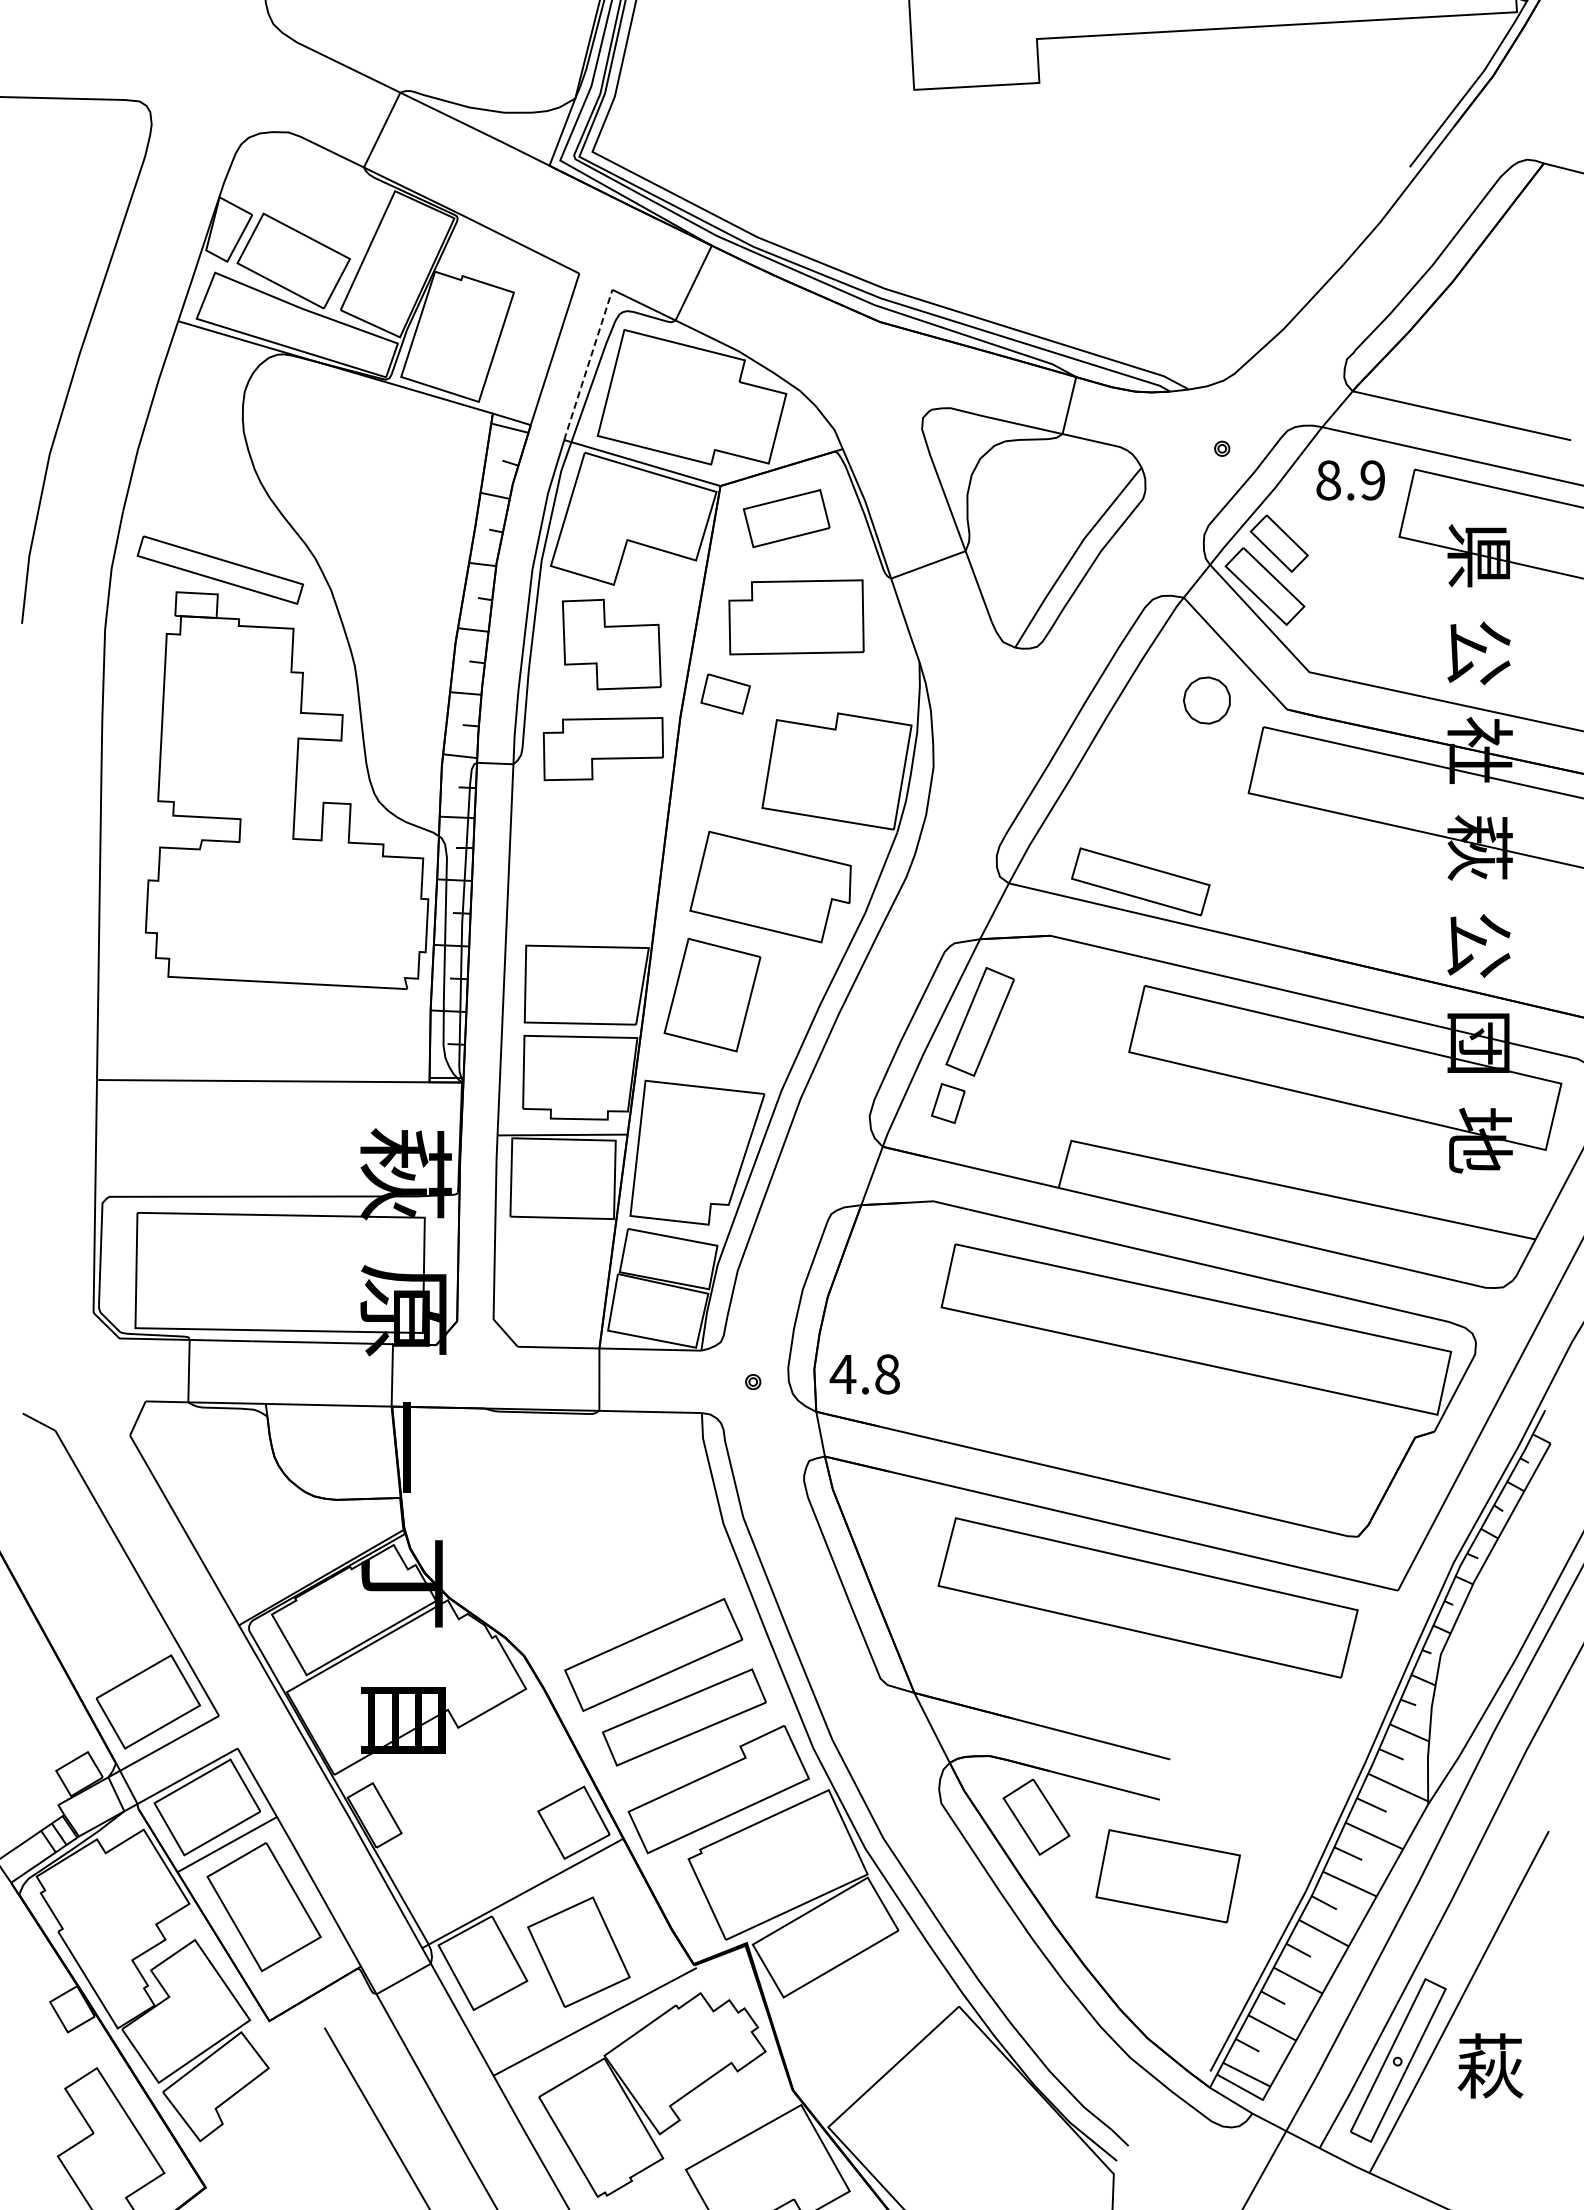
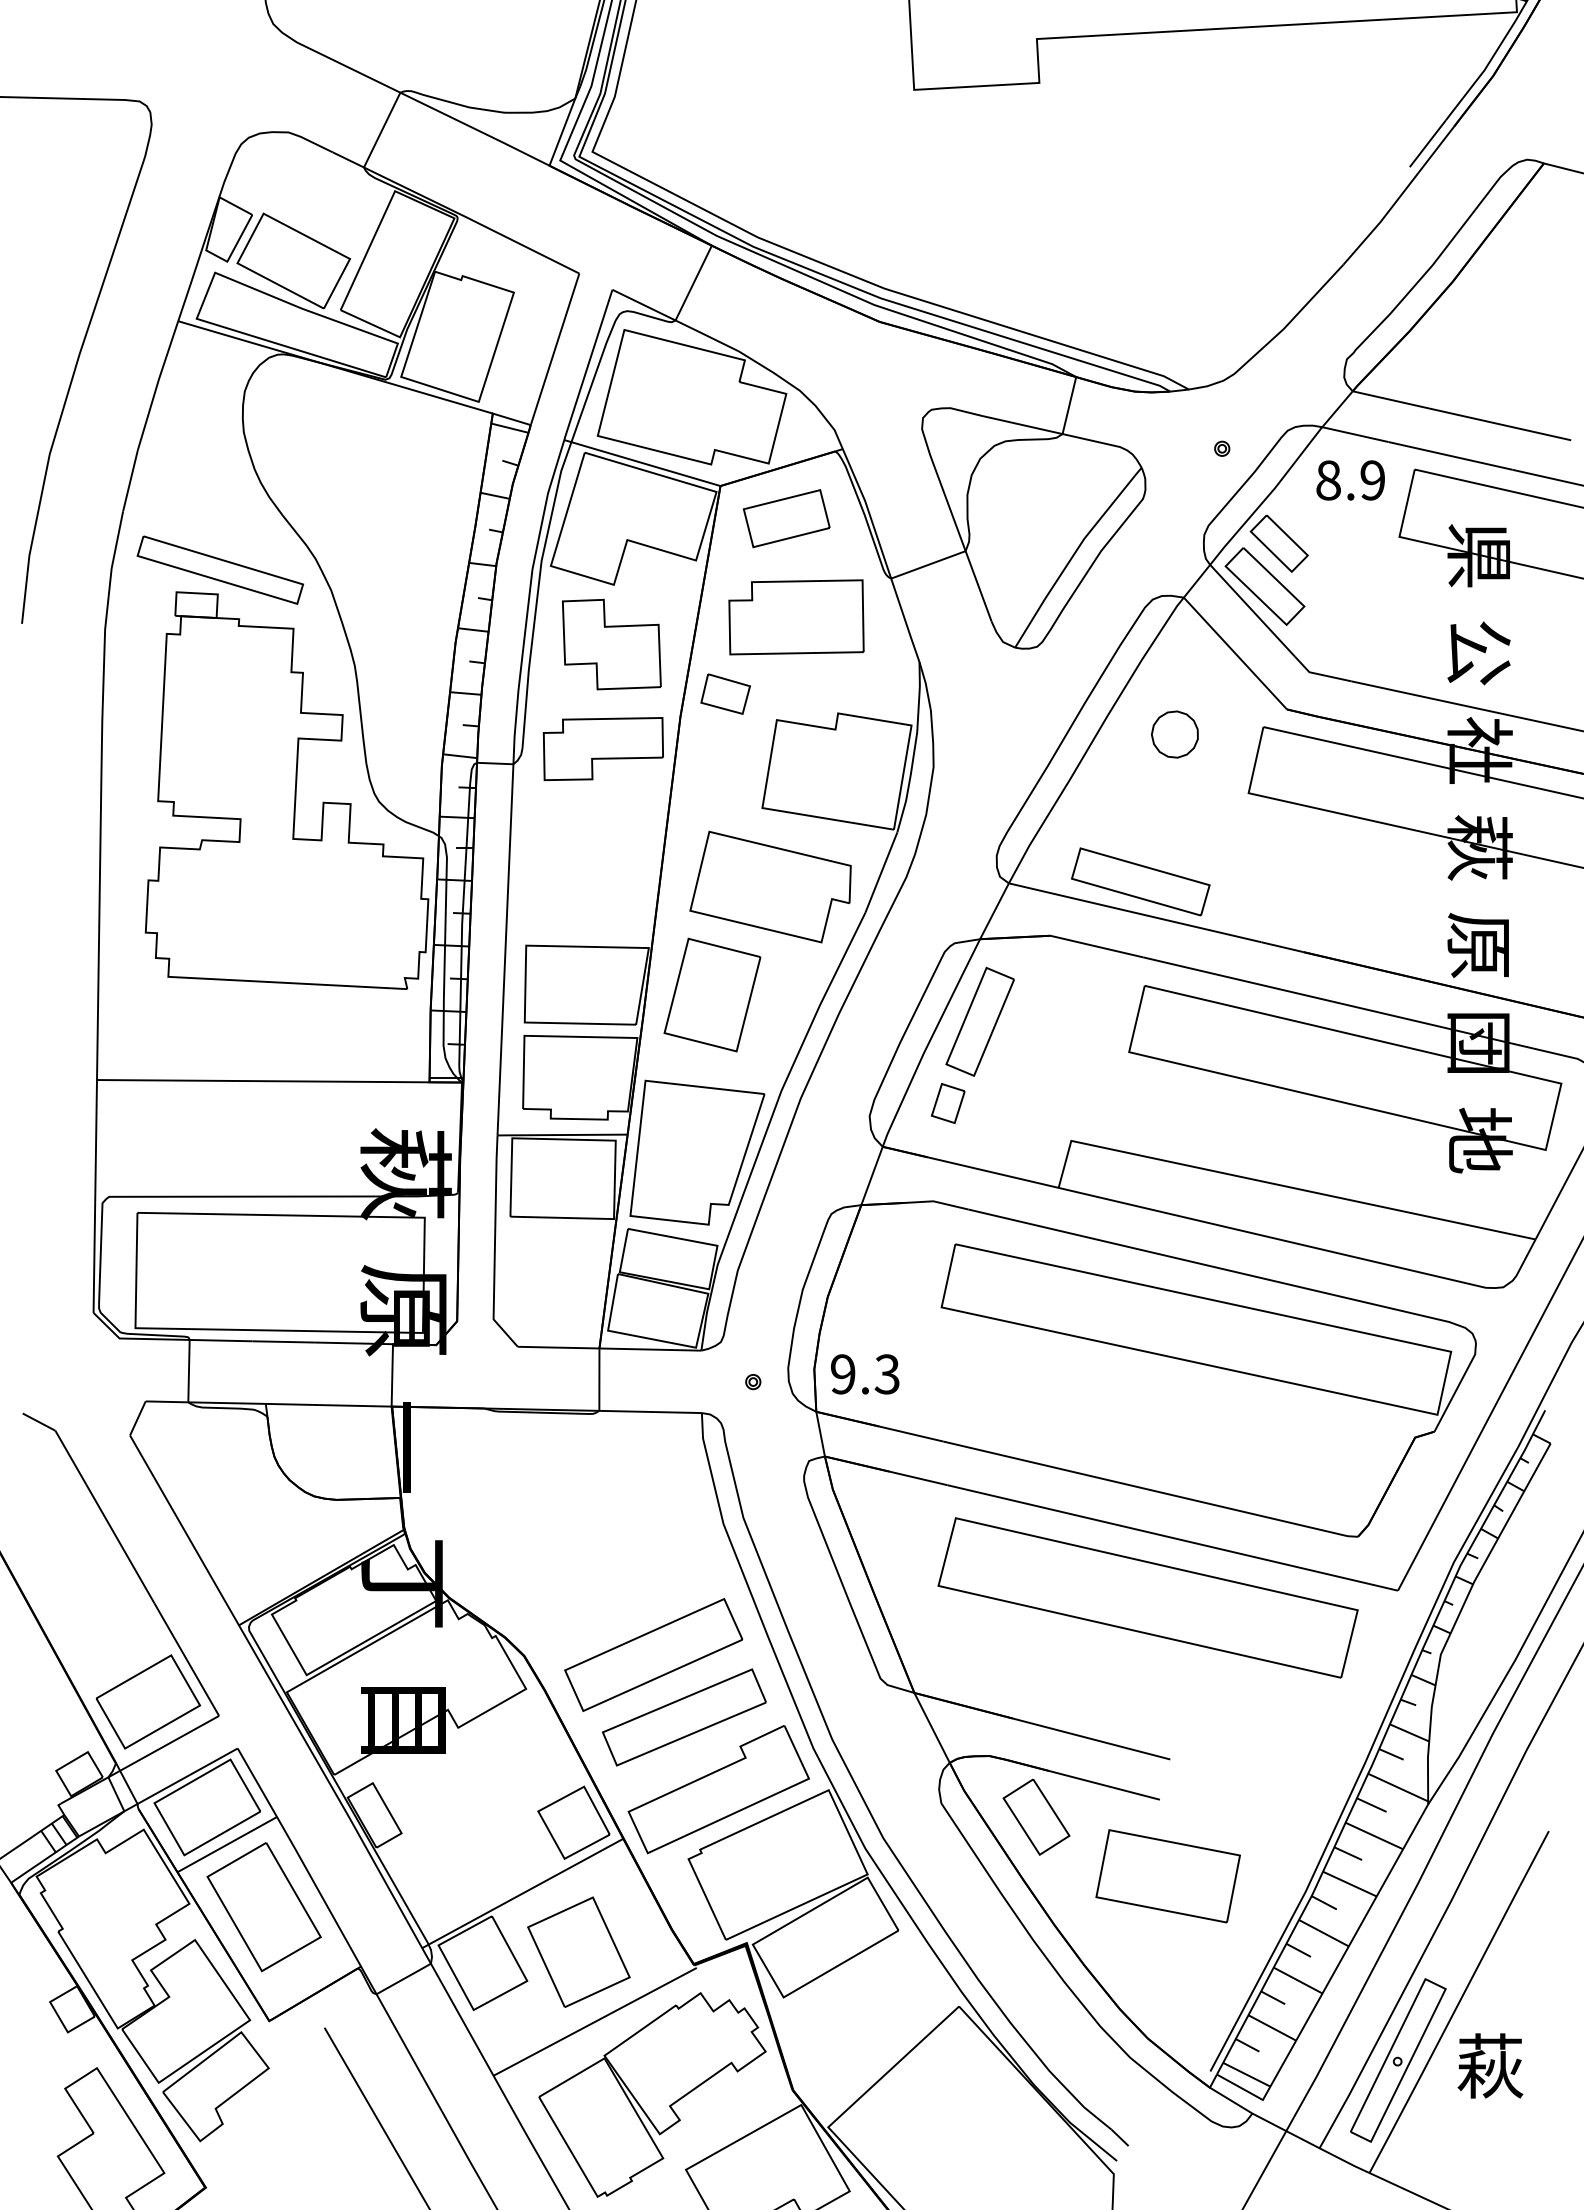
line: dashed -> solid (588, 365)
part position: (1206, 700) -> (1174, 734) (1174, 734)
text: 公 -> 原 (1478, 945)
text: 4.8 -> 9.3 (864, 1374)
